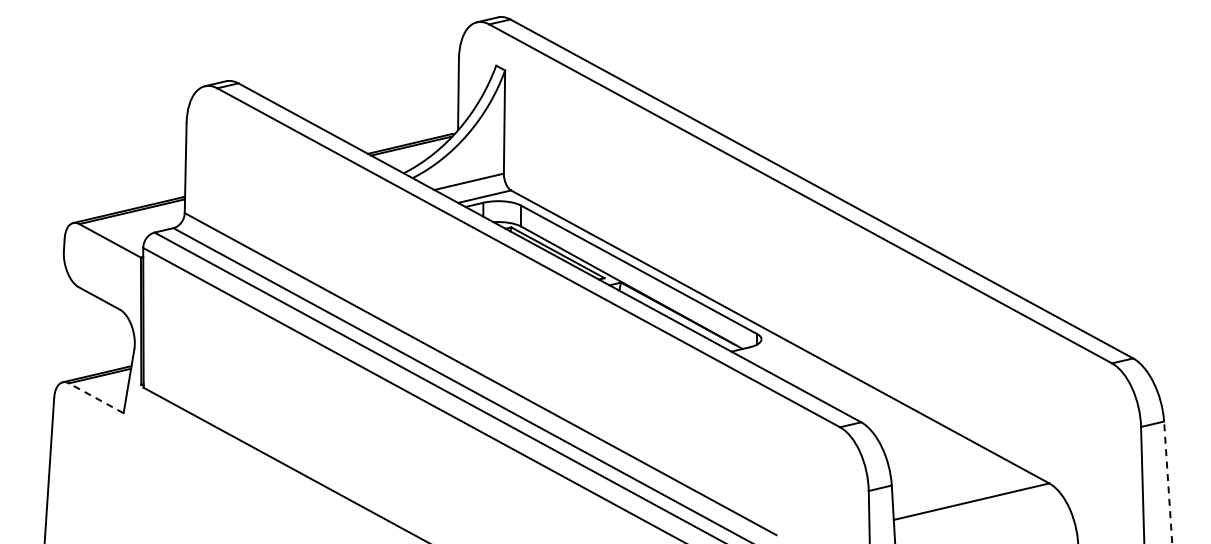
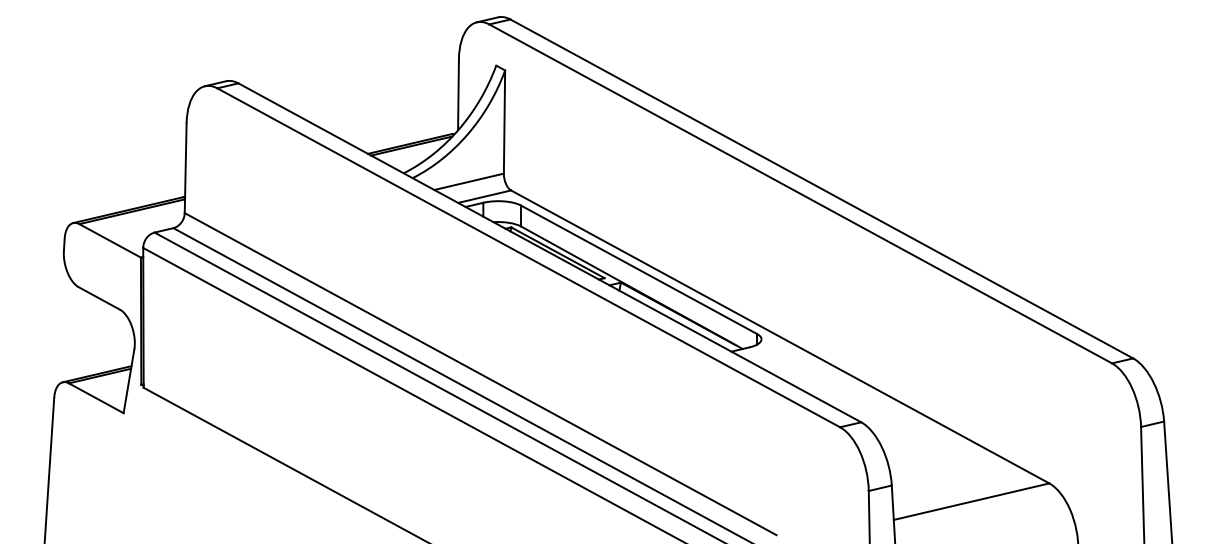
line: dashed -> solid (95, 398)
line: dashed -> solid (1168, 482)
